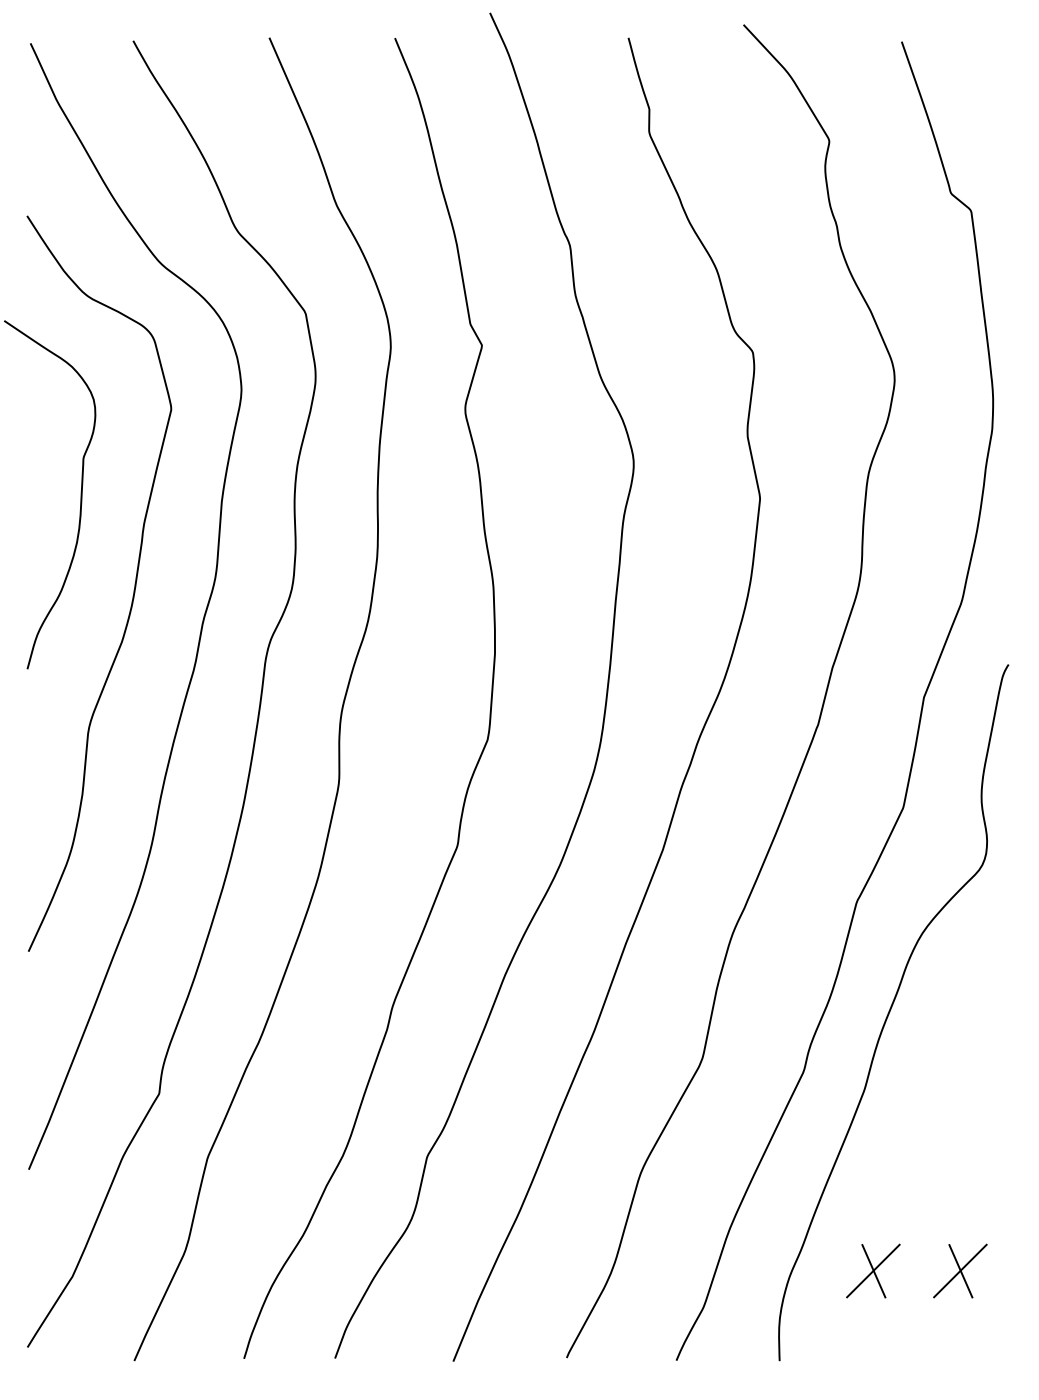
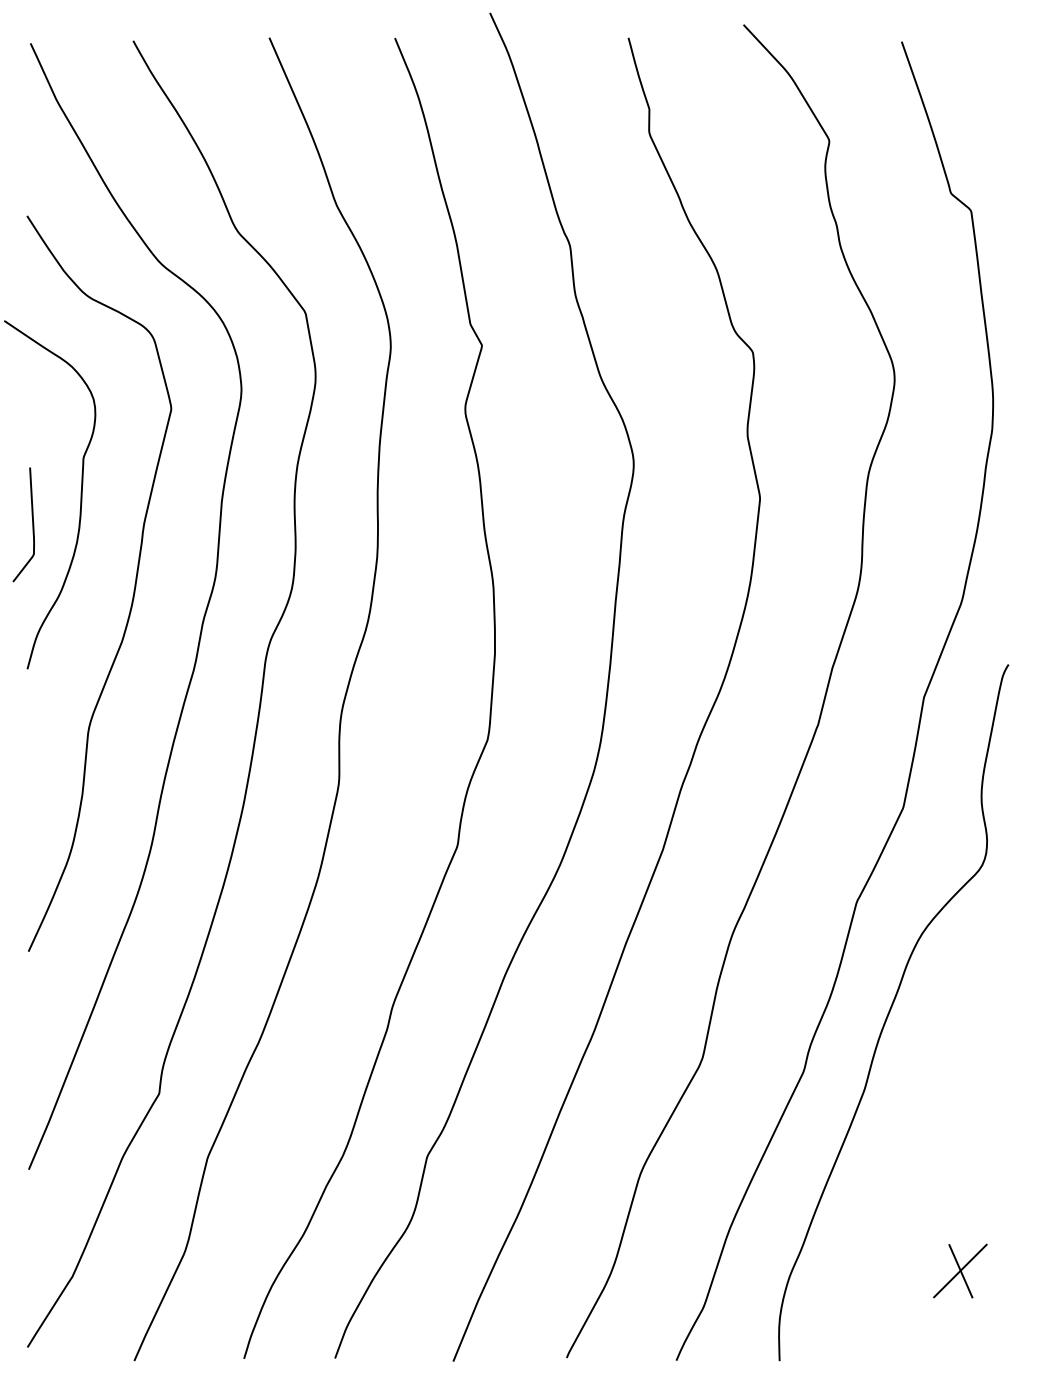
curve: none -> present (32, 524)
part: present -> none (873, 1270)
